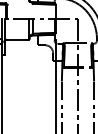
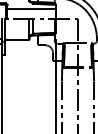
line: none -> present (31, 8)
